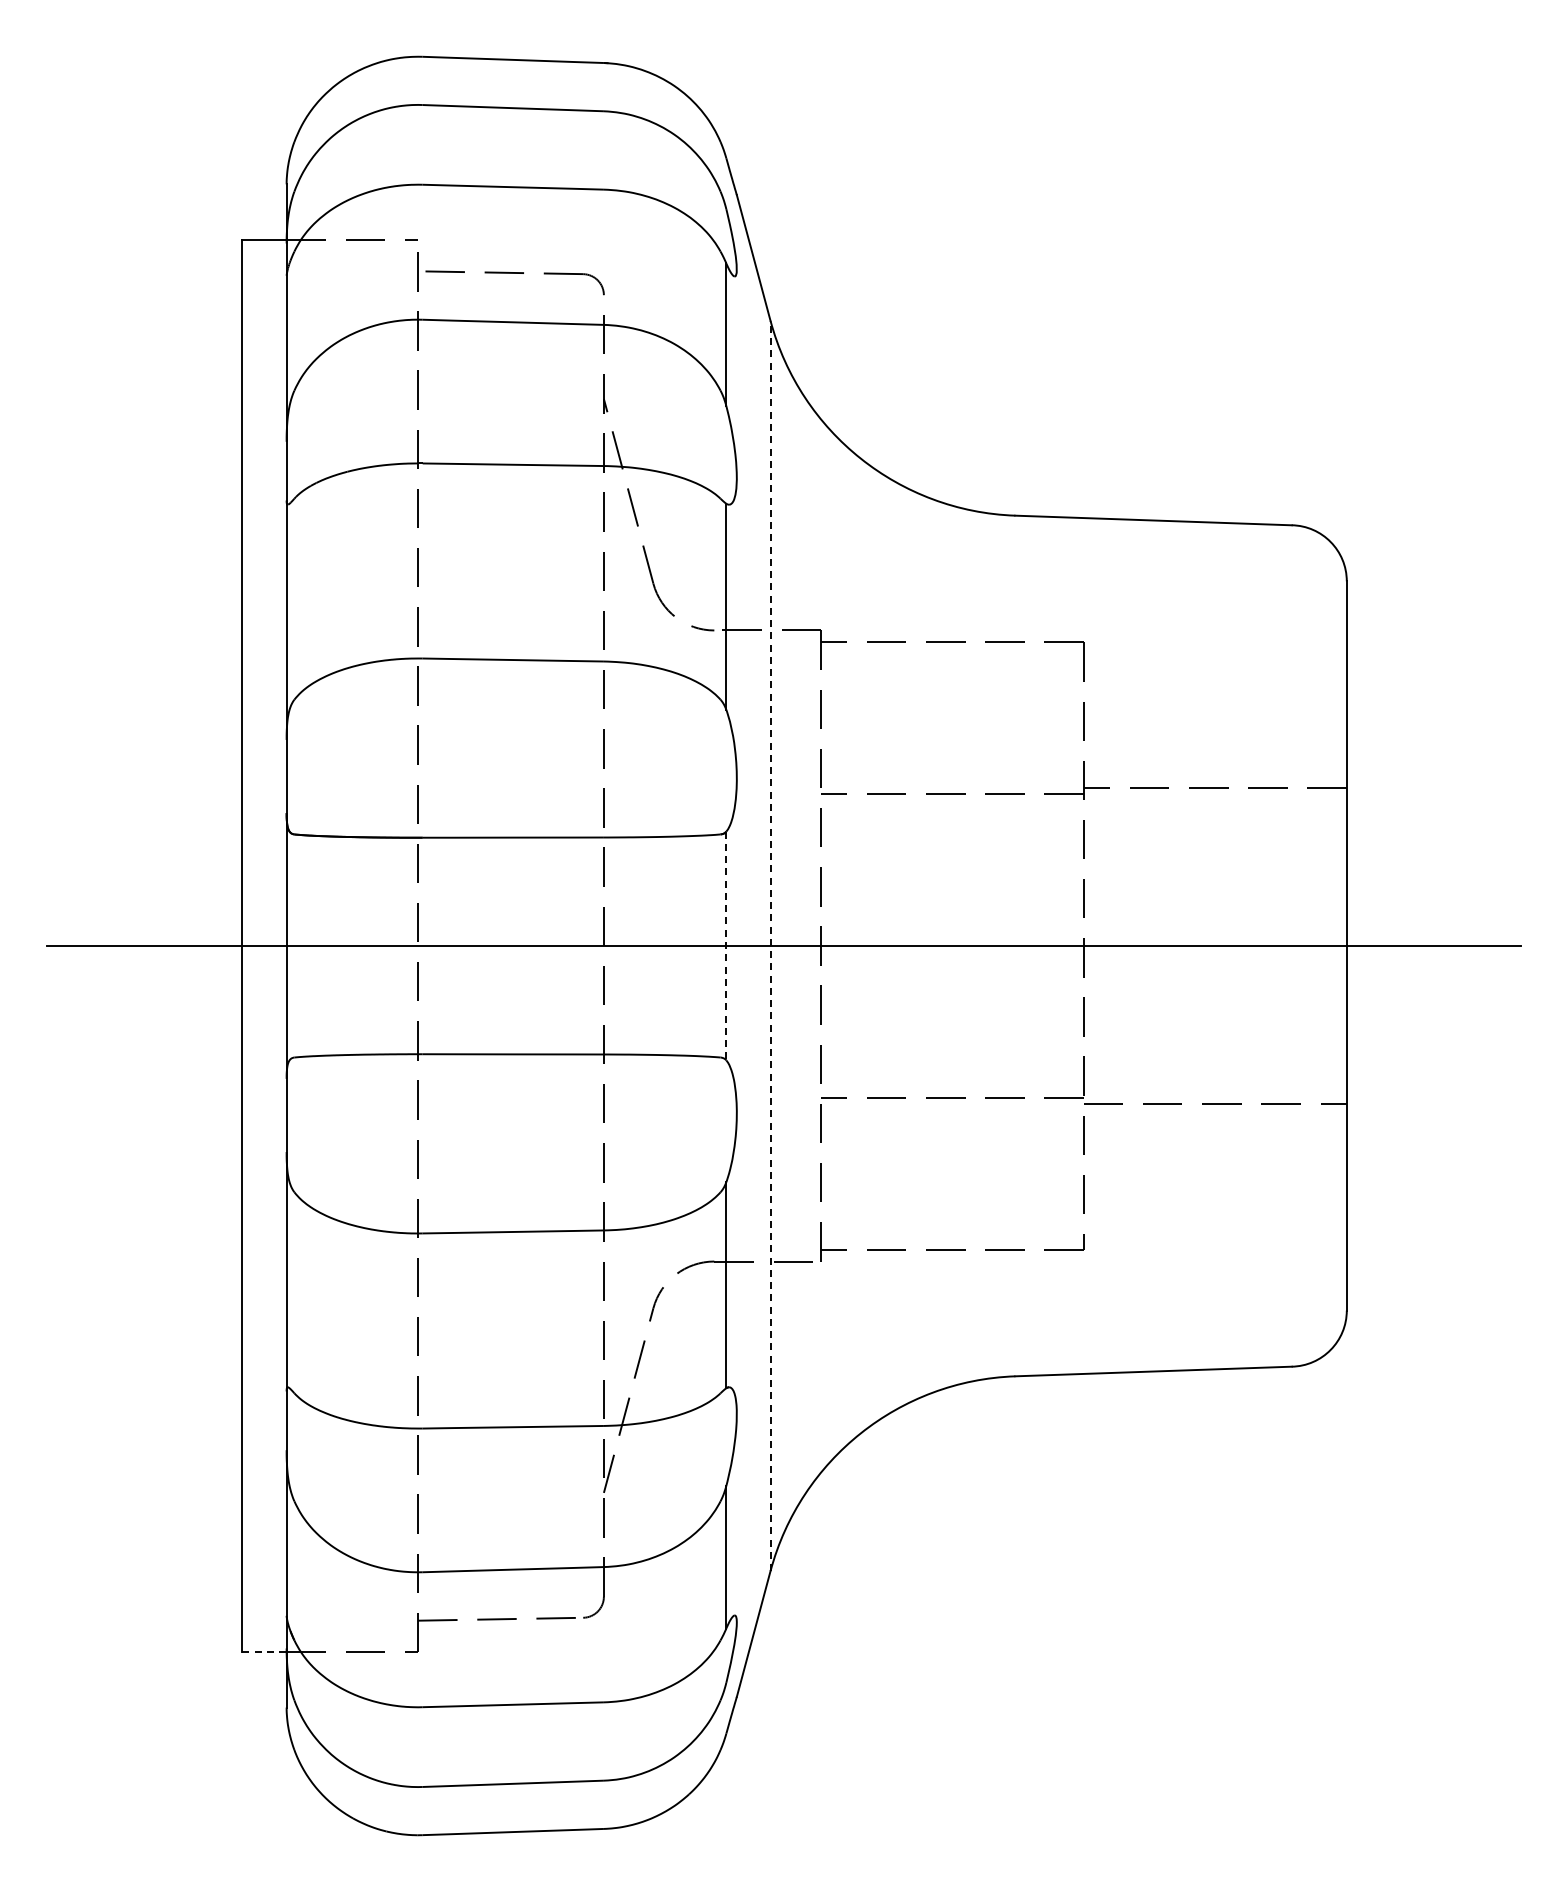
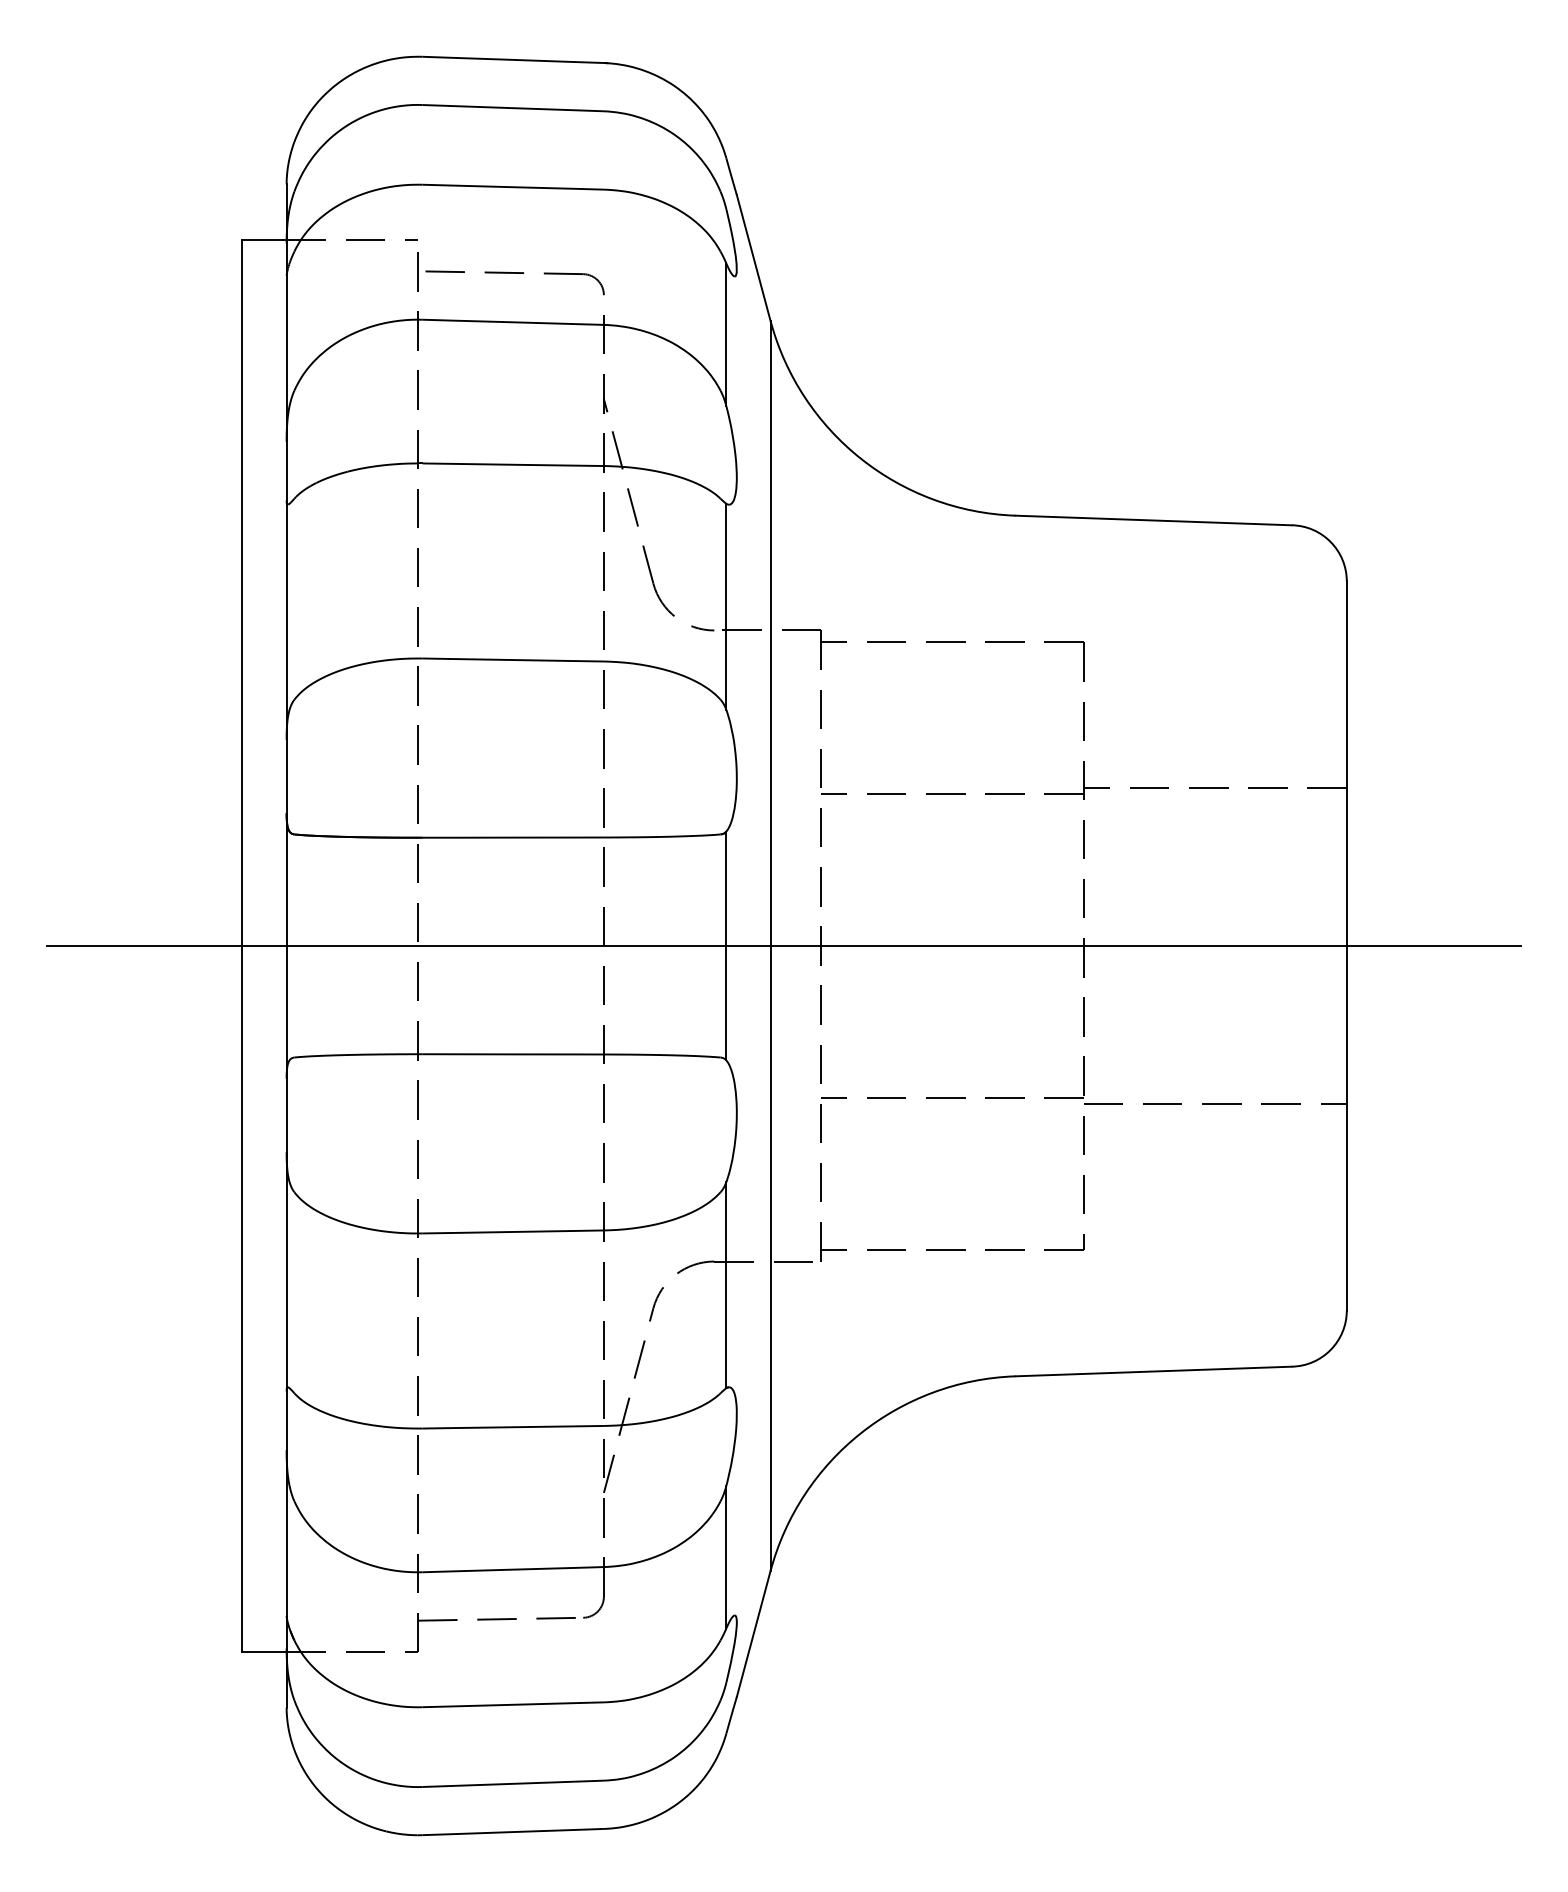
line: dashed -> solid (770, 945)
line: dashed -> solid (726, 946)
line: dashed -> solid (265, 1652)
